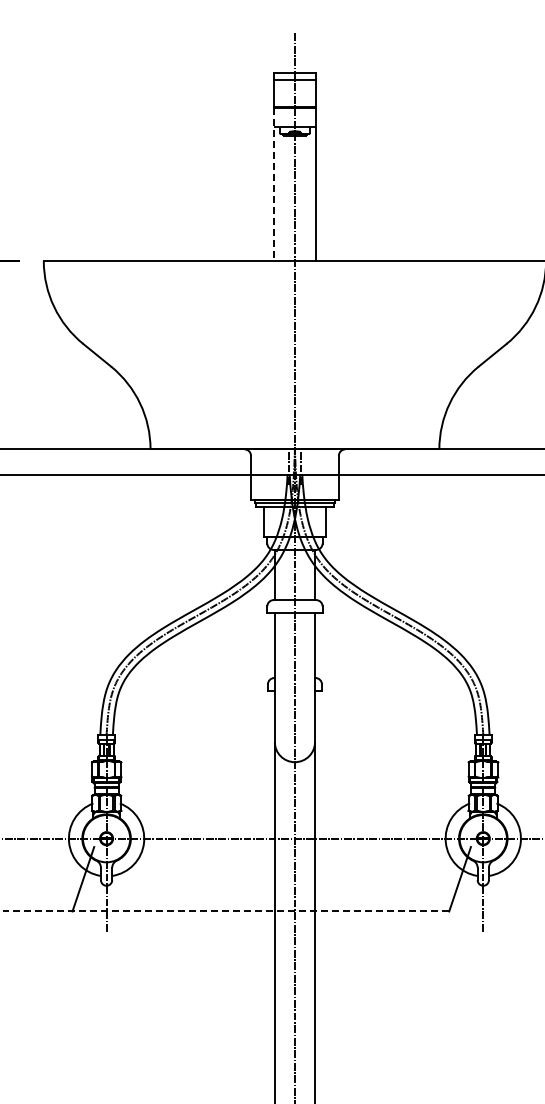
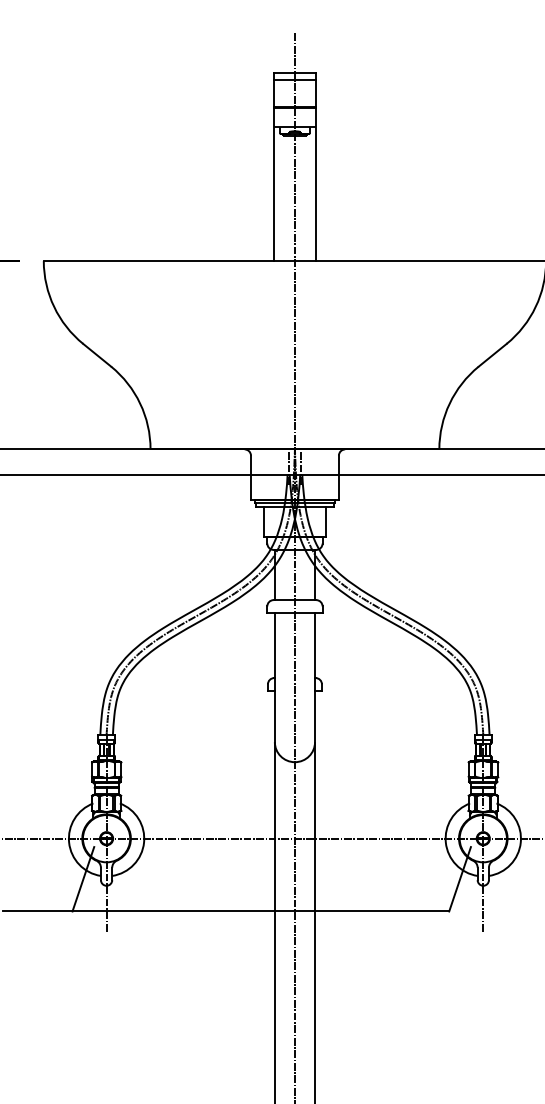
line: dashed -> solid (273, 184)
line: dashed -> solid (225, 911)
